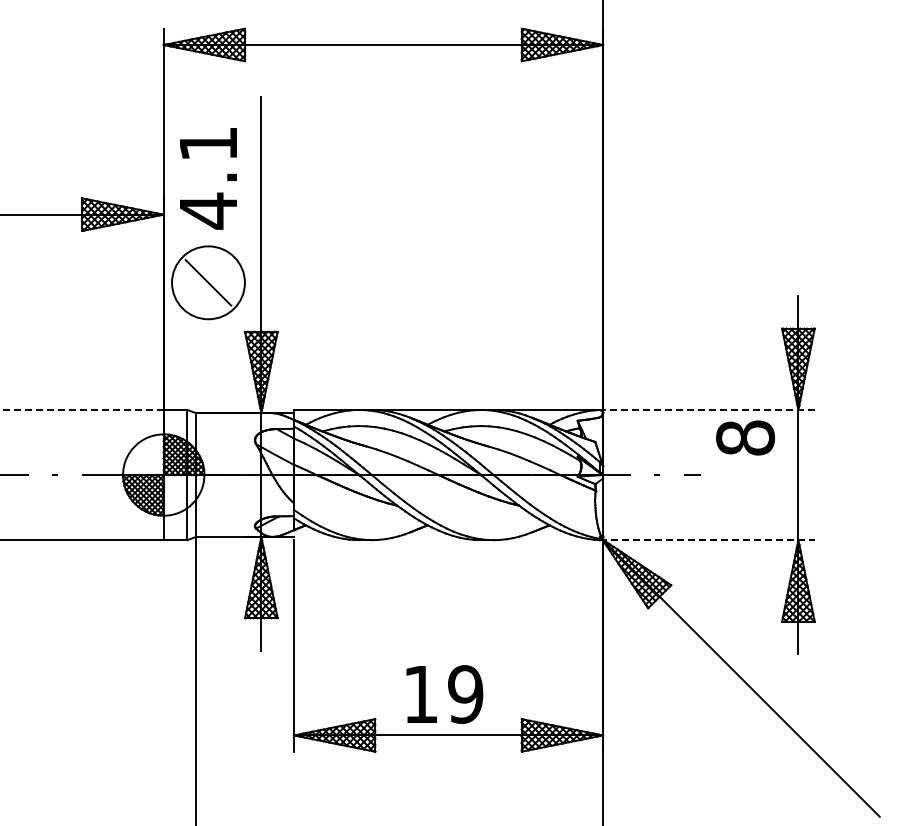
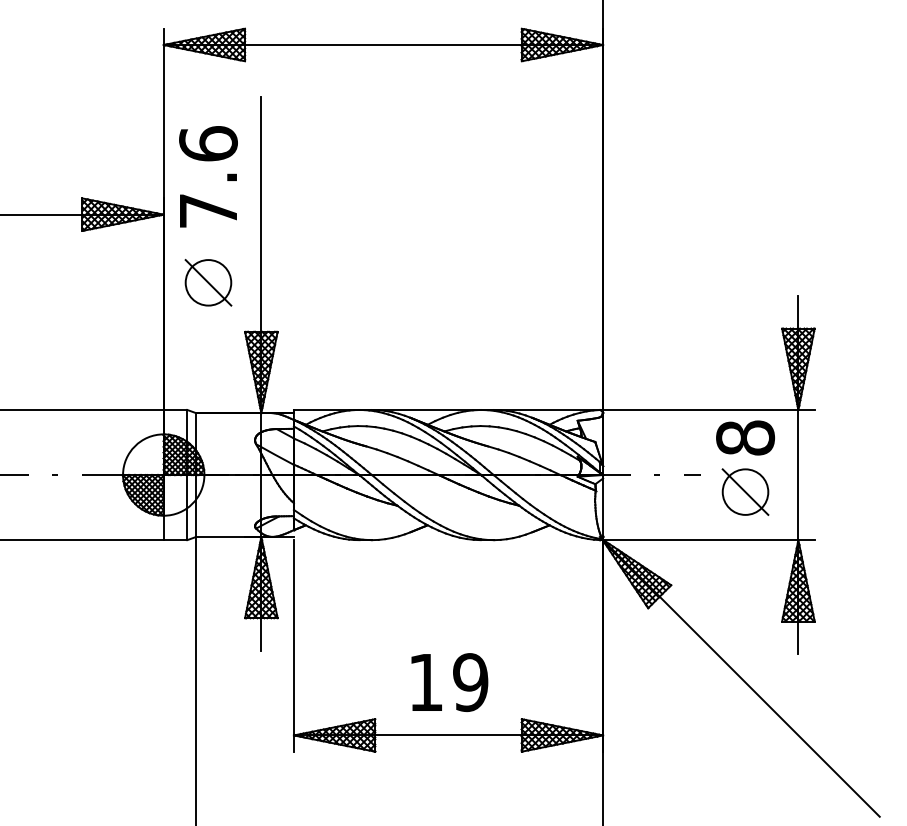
text: 4.1 -> 7.6 (208, 177)
circle diameter: 73 px -> 46 px (208, 282)
line: dashed -> solid (81, 409)
line: dashed -> solid (706, 409)
part: none -> present (745, 491)
line: dashed -> solid (707, 540)
text position: (444, 694) -> (449, 682) (449, 682)
